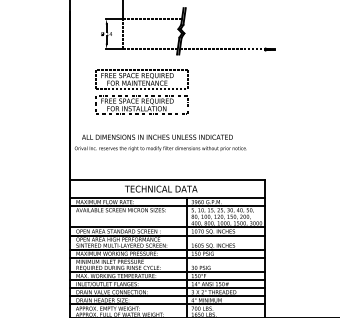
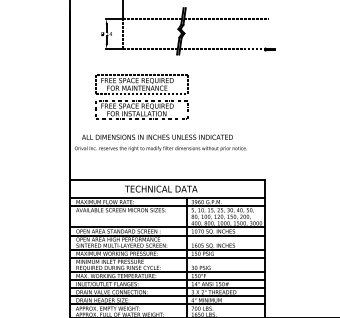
line: none -> present (226, 19)
part position: (141, 91) -> (141, 96) (141, 96)
